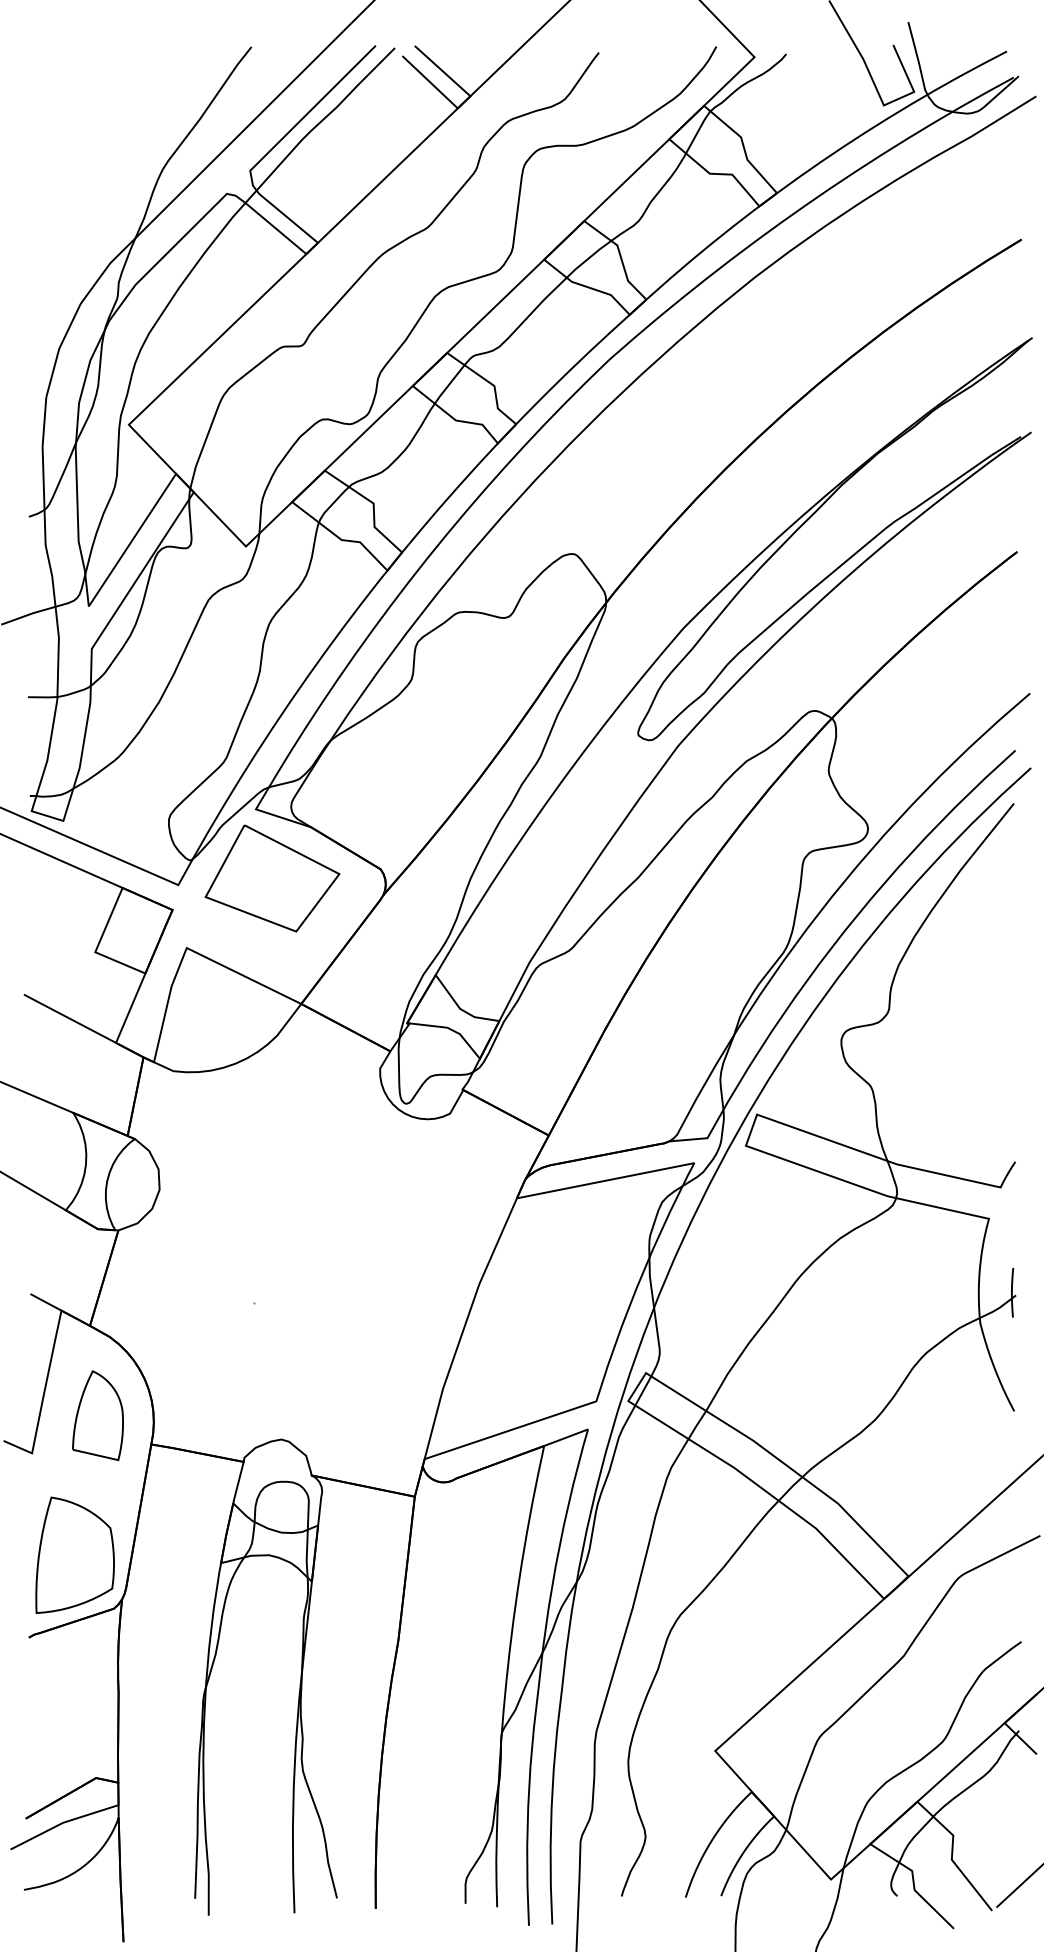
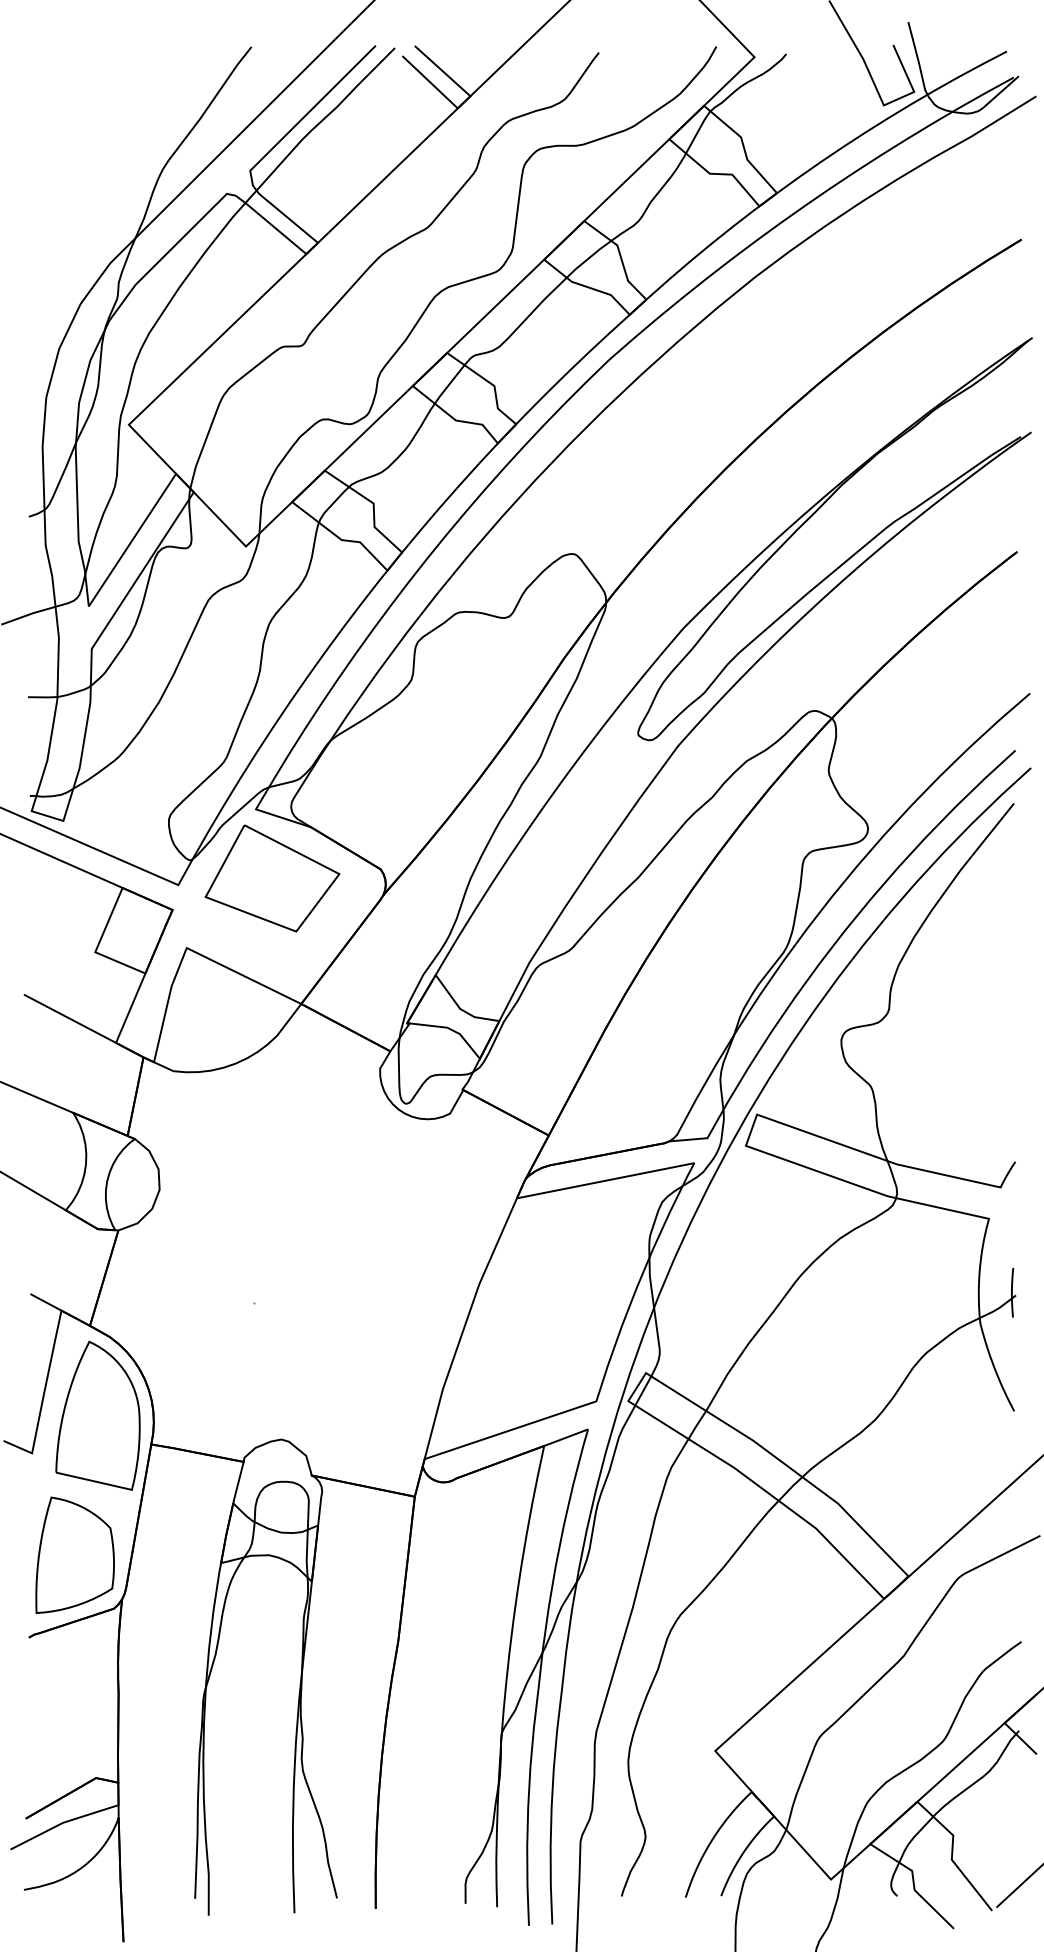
part size: 52x92 px -> 86x151 px (97, 1415)
